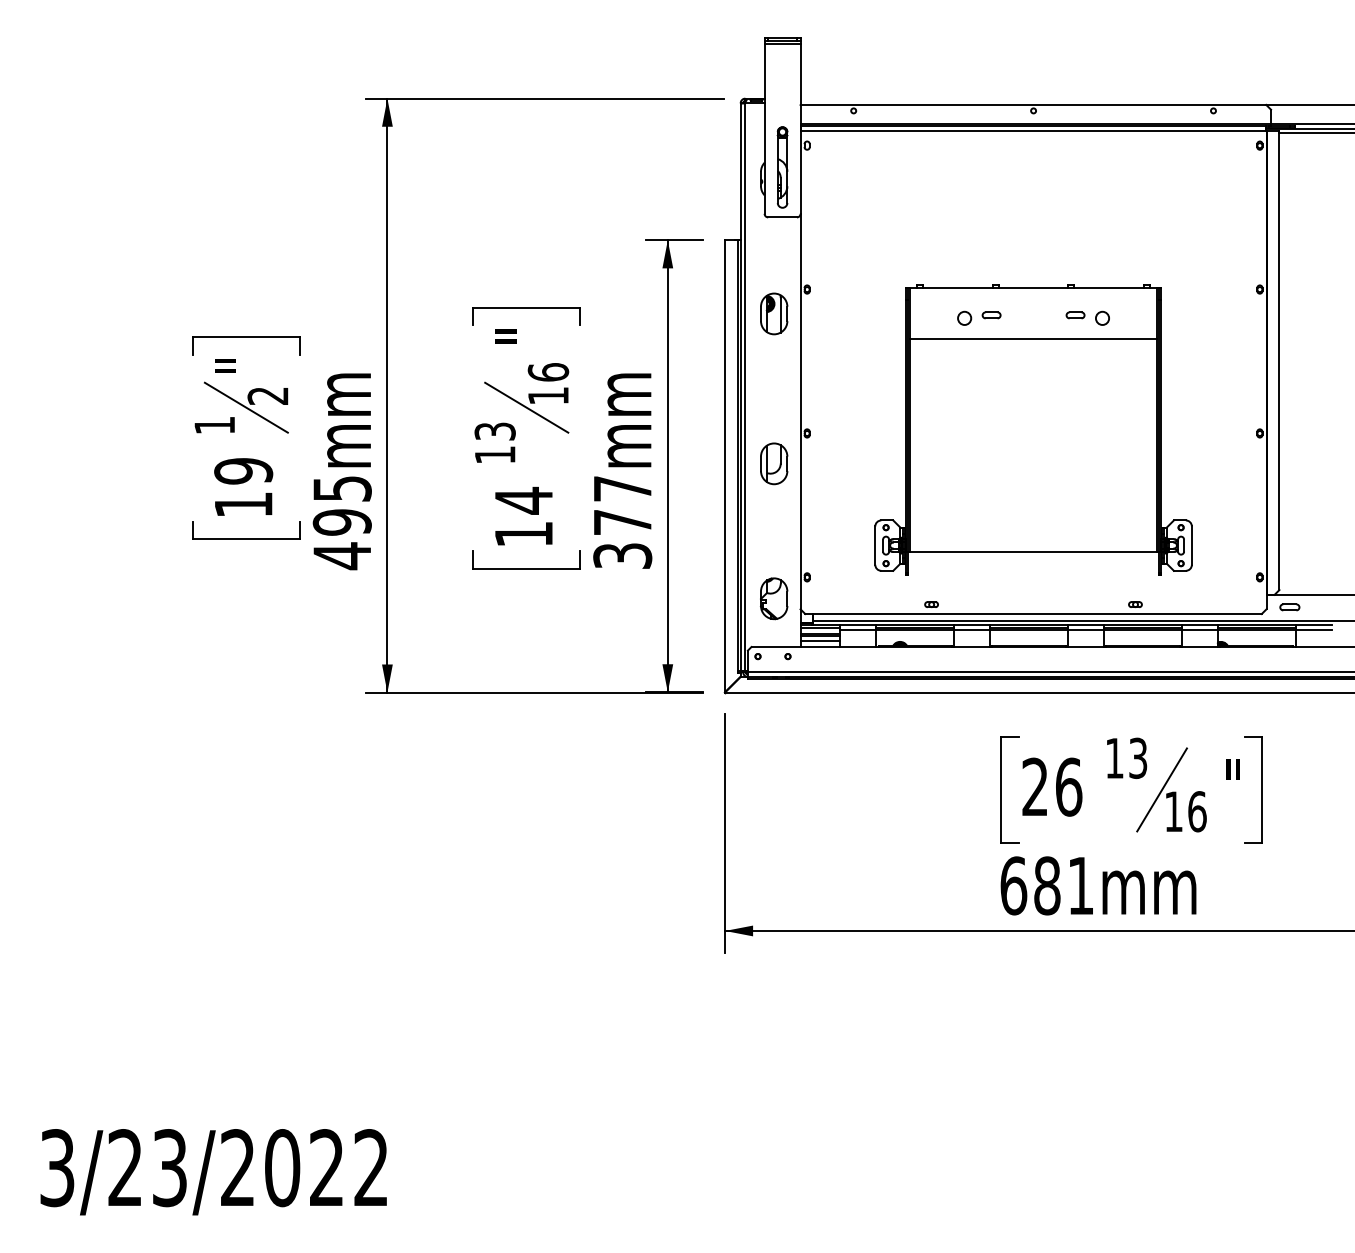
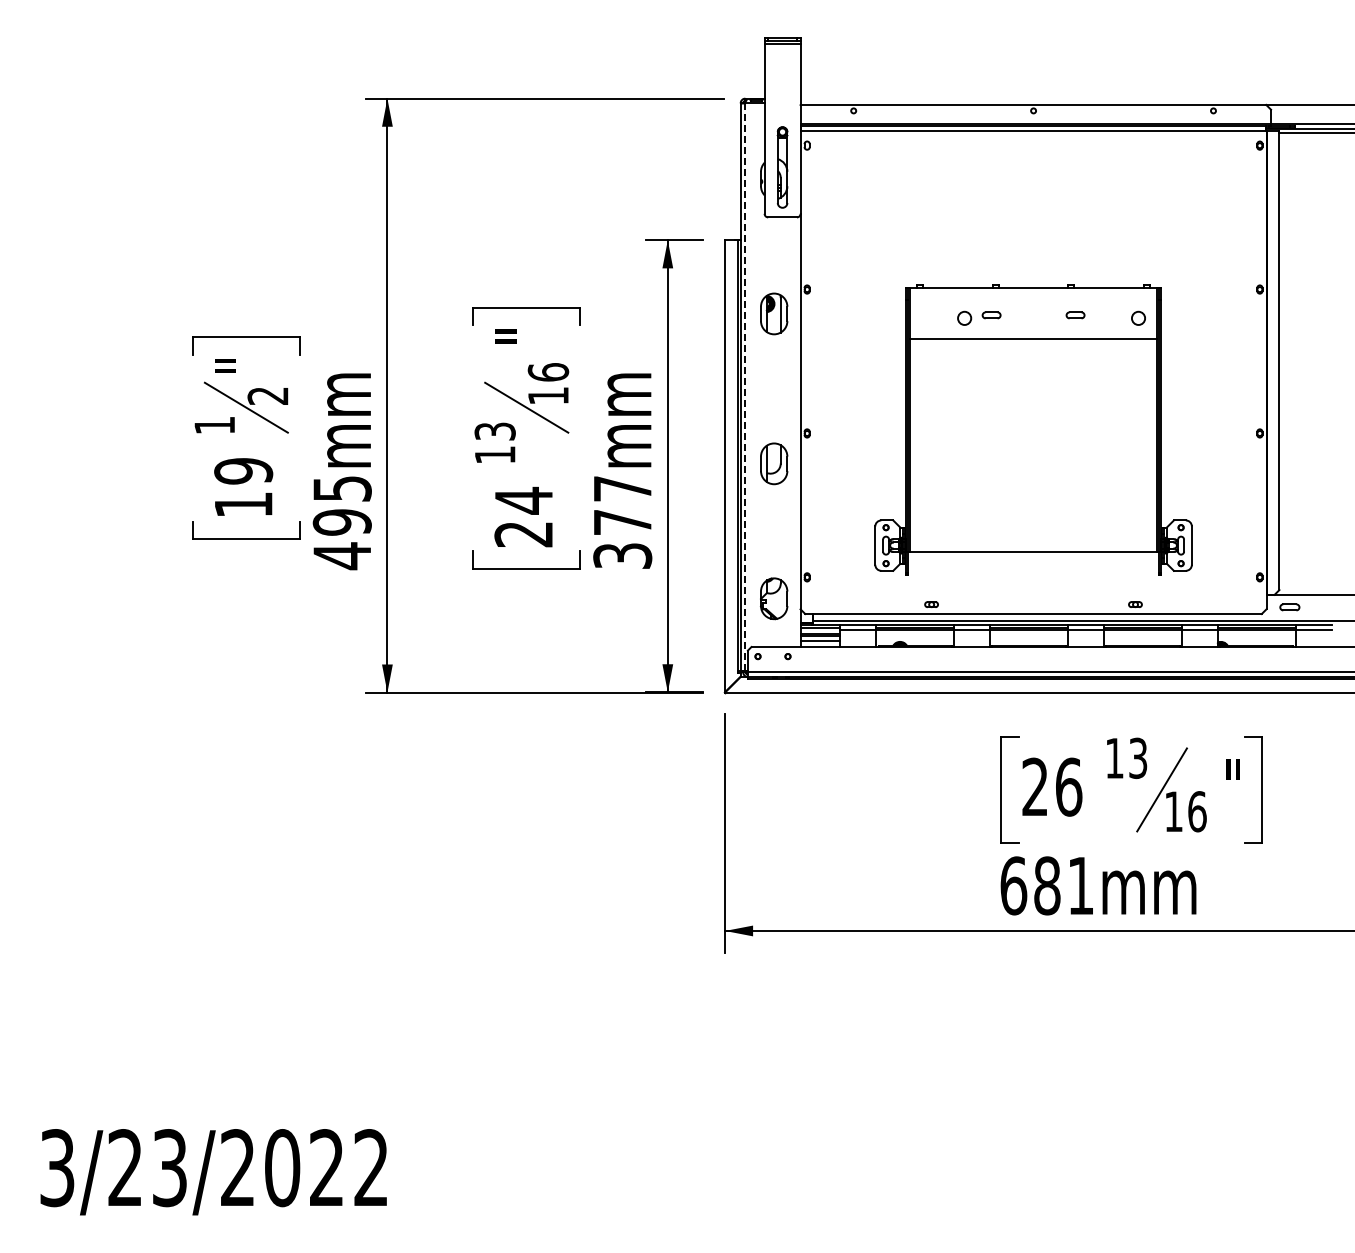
circle position: (1102, 317) -> (1138, 317) (1138, 317)
line: solid -> dashed (745, 387)
text: 14 -> 24 (523, 534)
